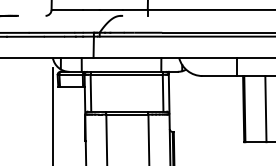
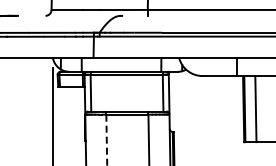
line position: (265, 109) -> (255, 109) (255, 109)
line: solid -> dashed (106, 140)
